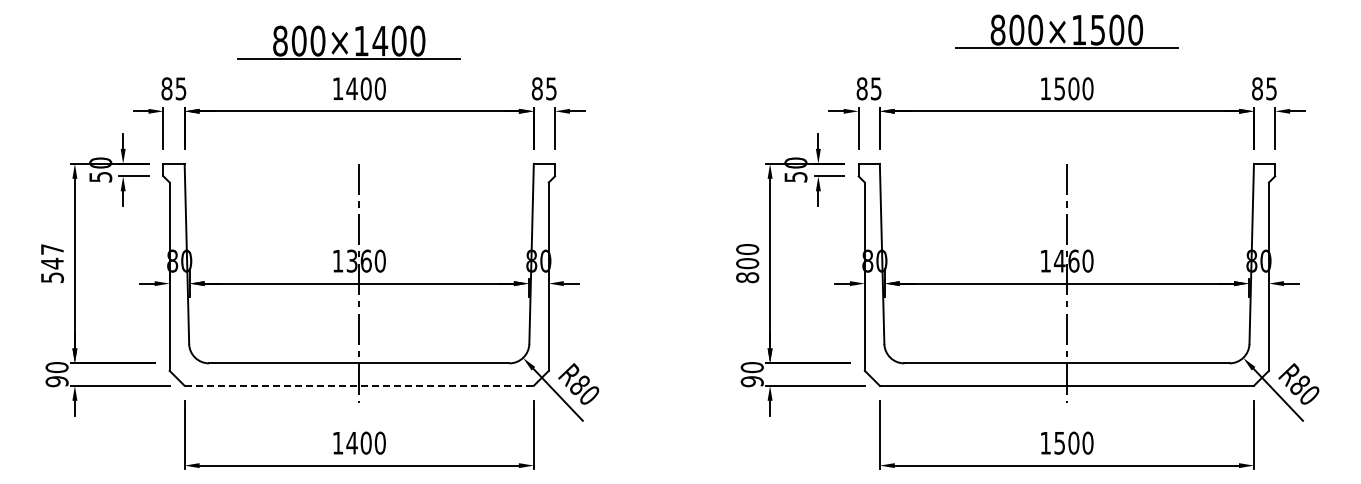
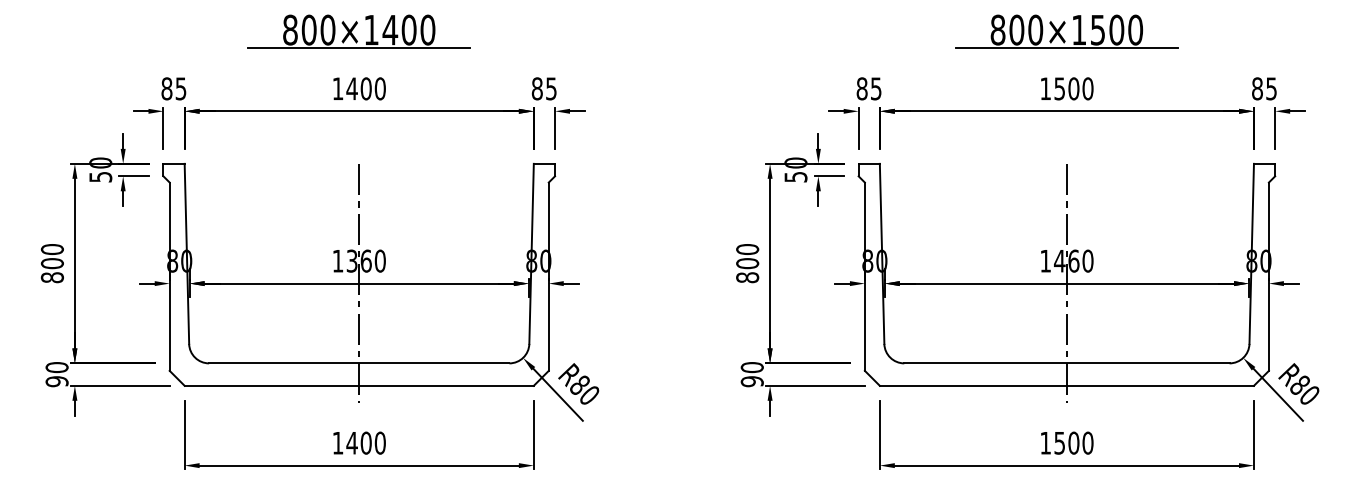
part position: (348, 42) -> (358, 31) (358, 31)
text: 547 -> 800 (51, 263)
line: dashed -> solid (359, 385)
